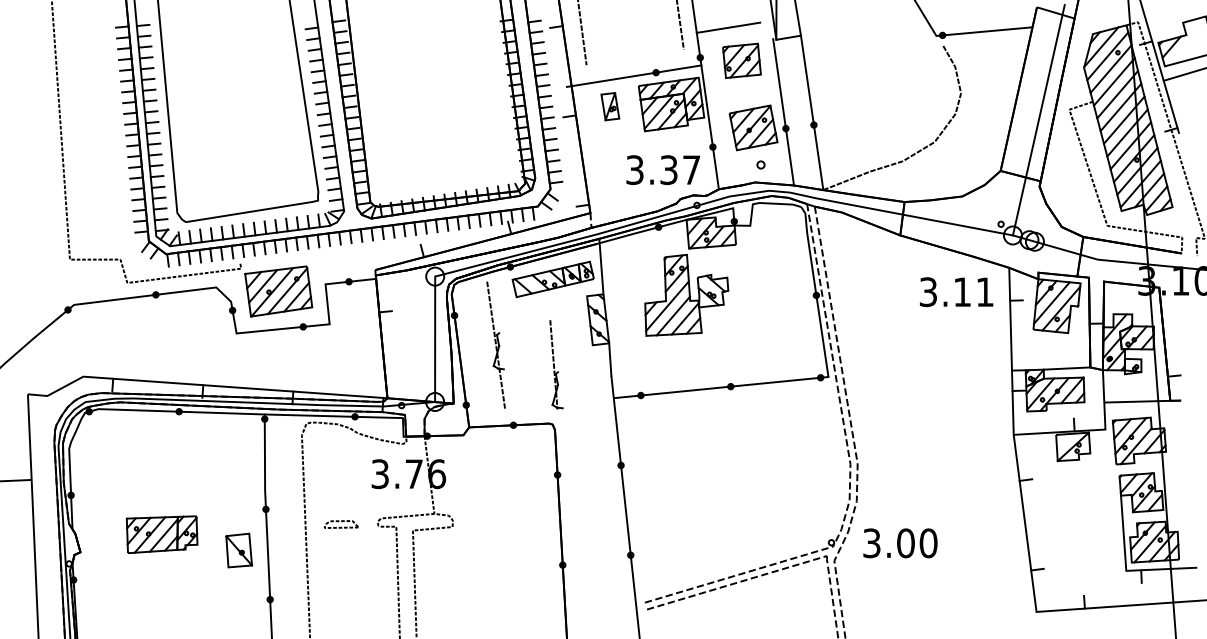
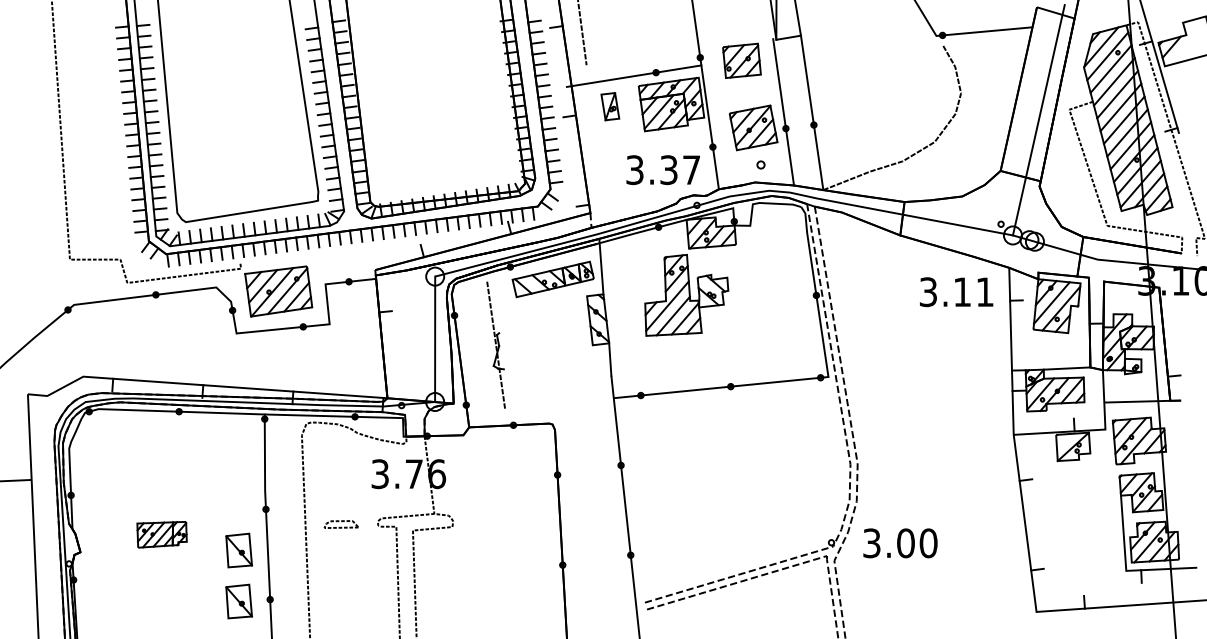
line: present -> none (680, 25)
line: present -> none (728, 27)
line: present -> none (1183, 74)
part: present -> none (556, 364)
part size: 74x40 px -> 52x28 px (161, 534)
part: none -> present (239, 601)
